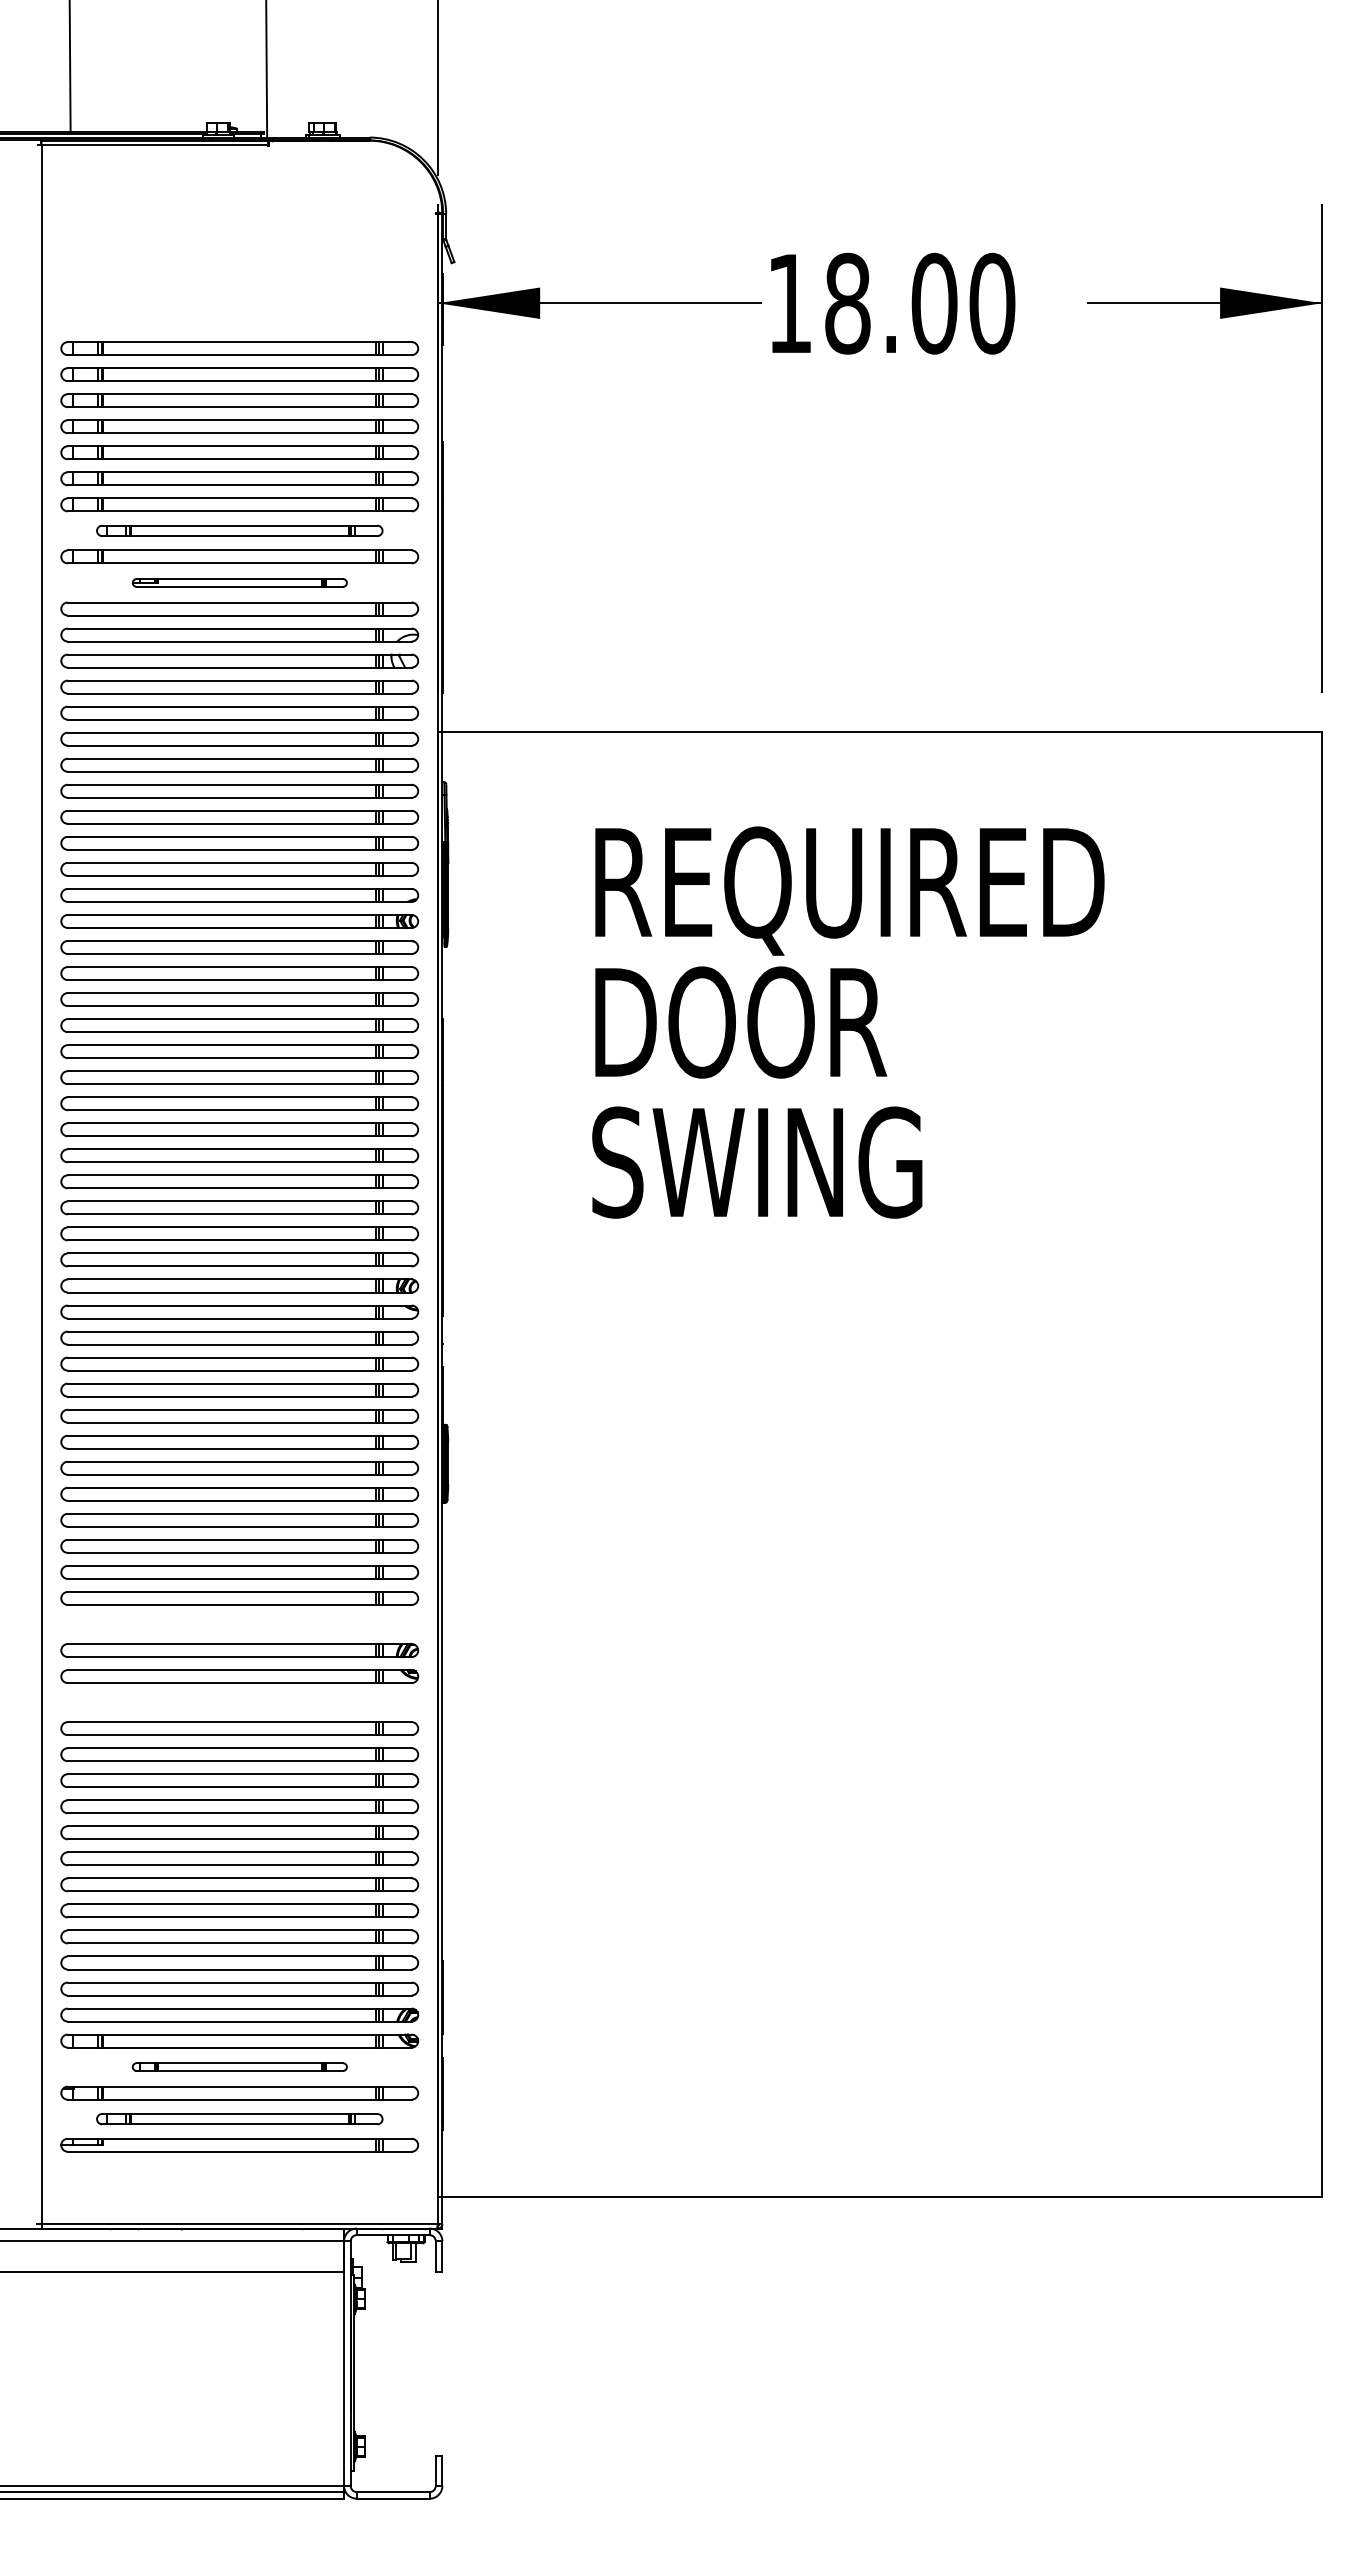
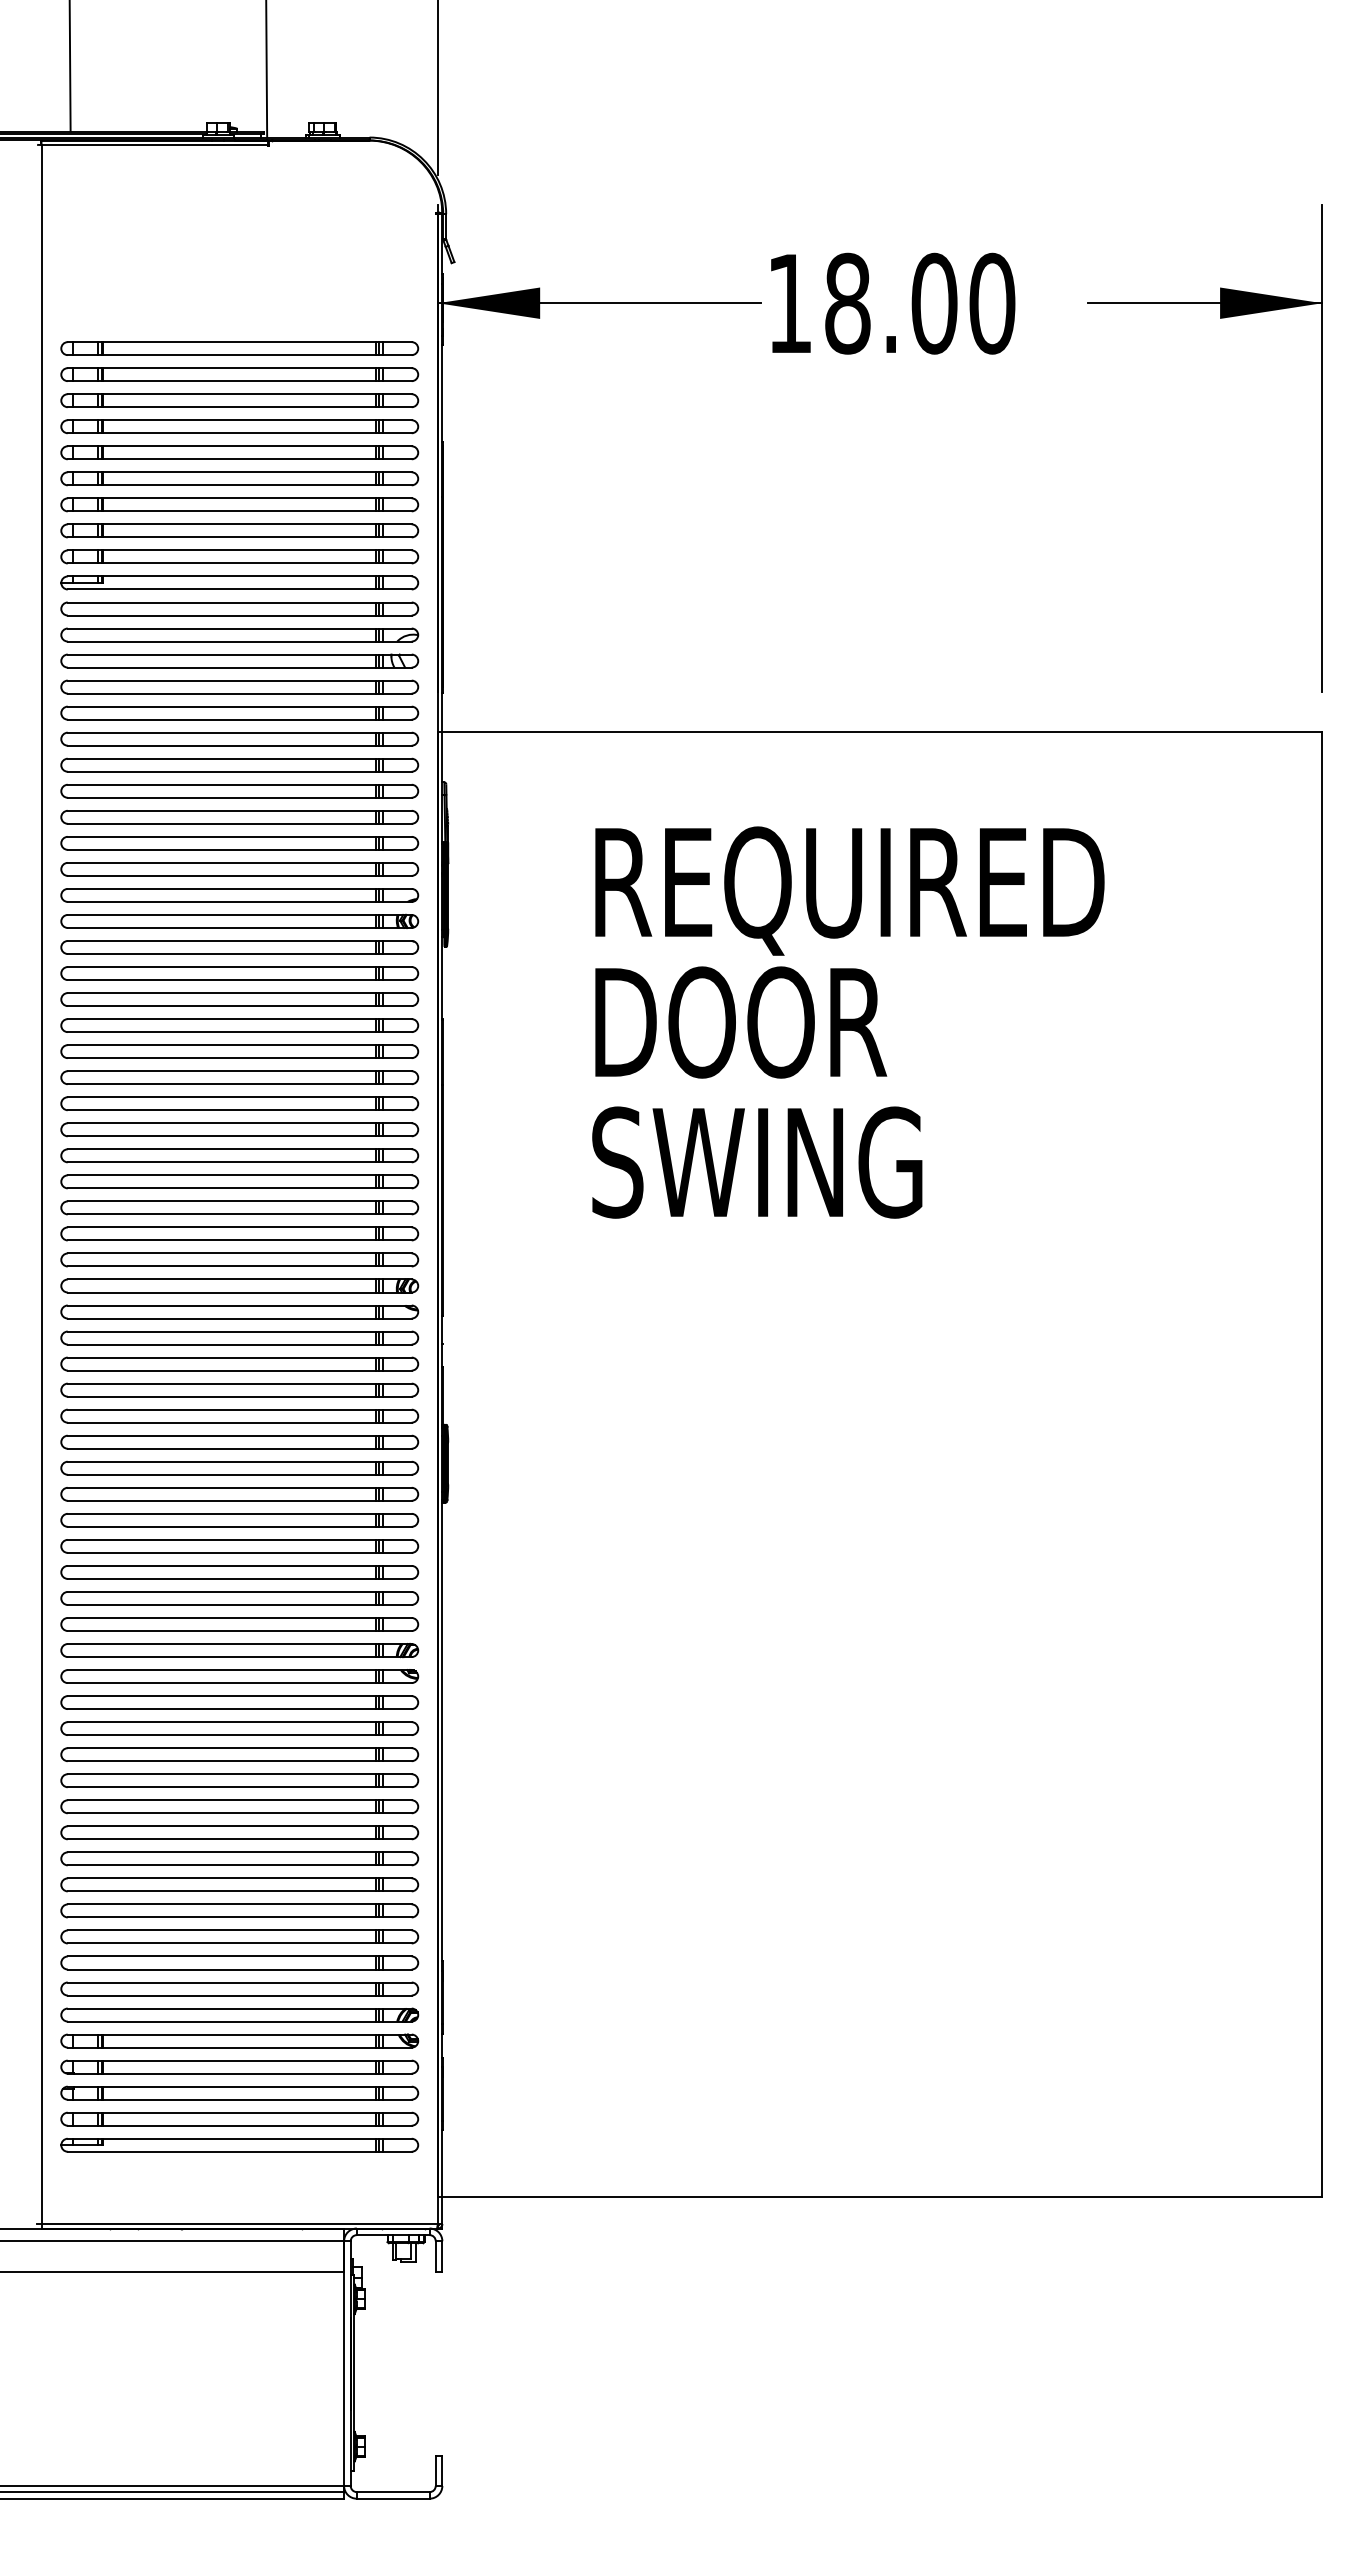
part size: 288x13 px -> 360x16 px (239, 530)
part size: 217x10 px -> 360x16 px (239, 582)
part: none -> present (239, 1624)
part: none -> present (239, 1702)
part size: 217x10 px -> 360x16 px (239, 2066)
part size: 288x13 px -> 360x16 px (239, 2118)
